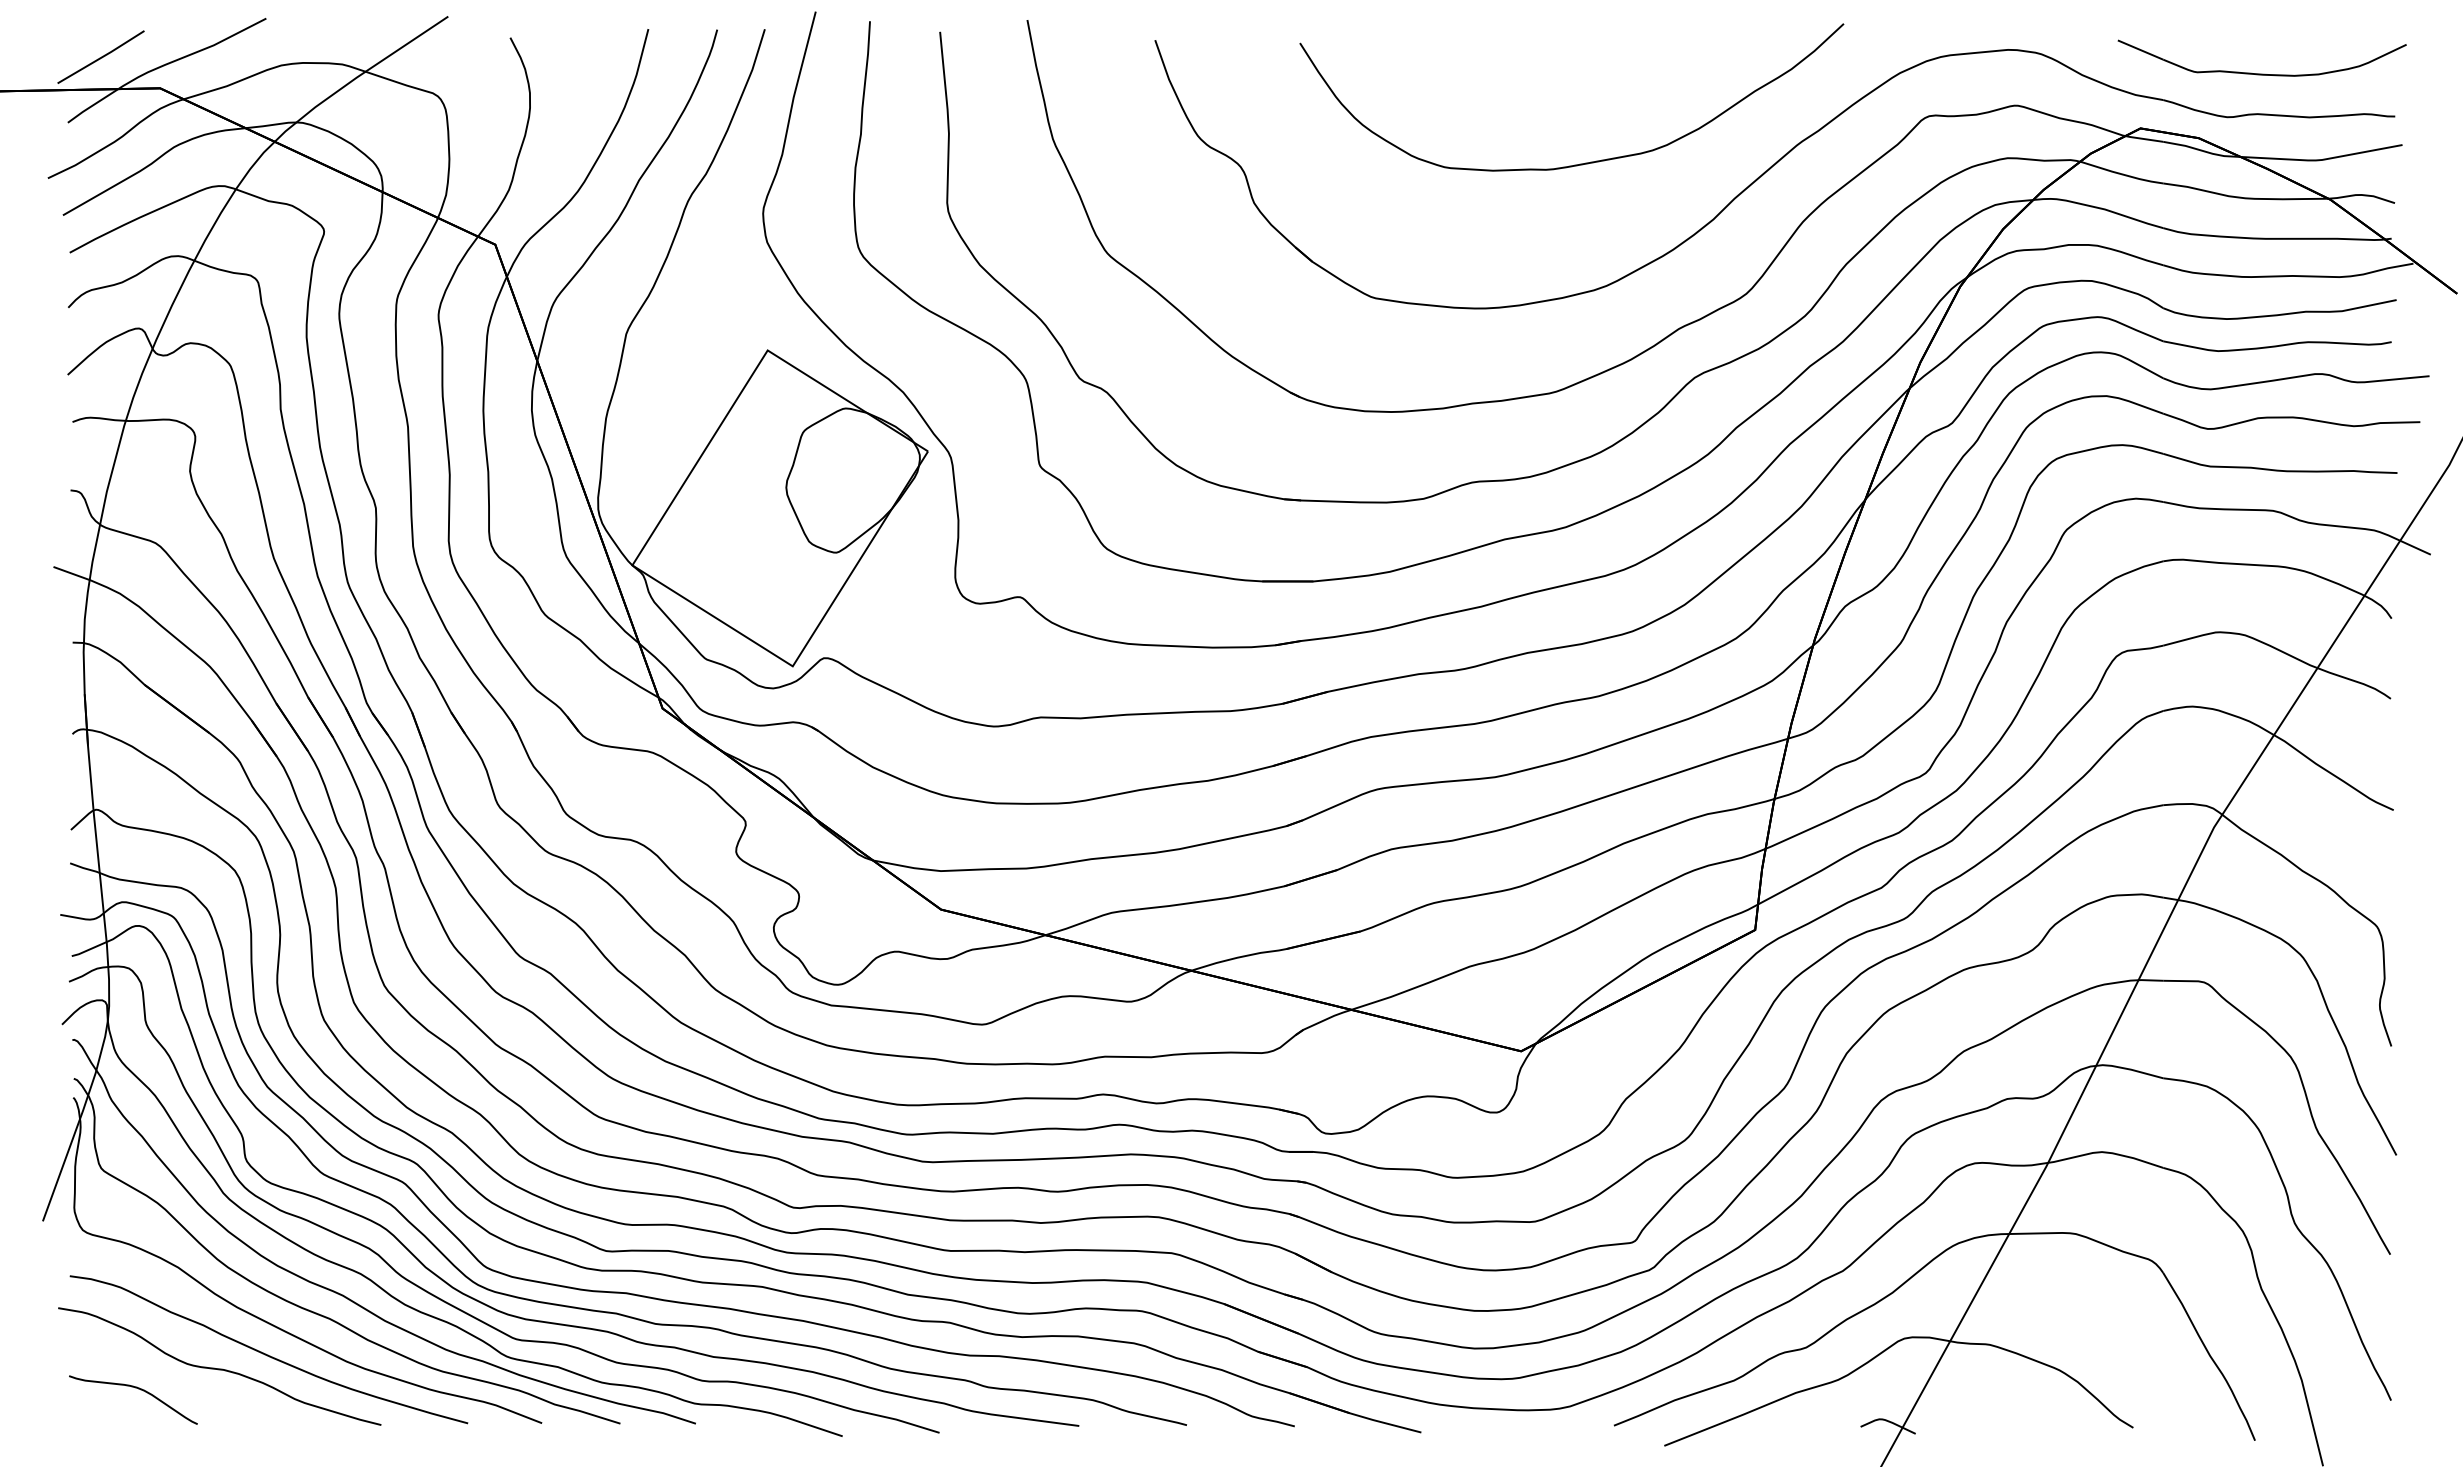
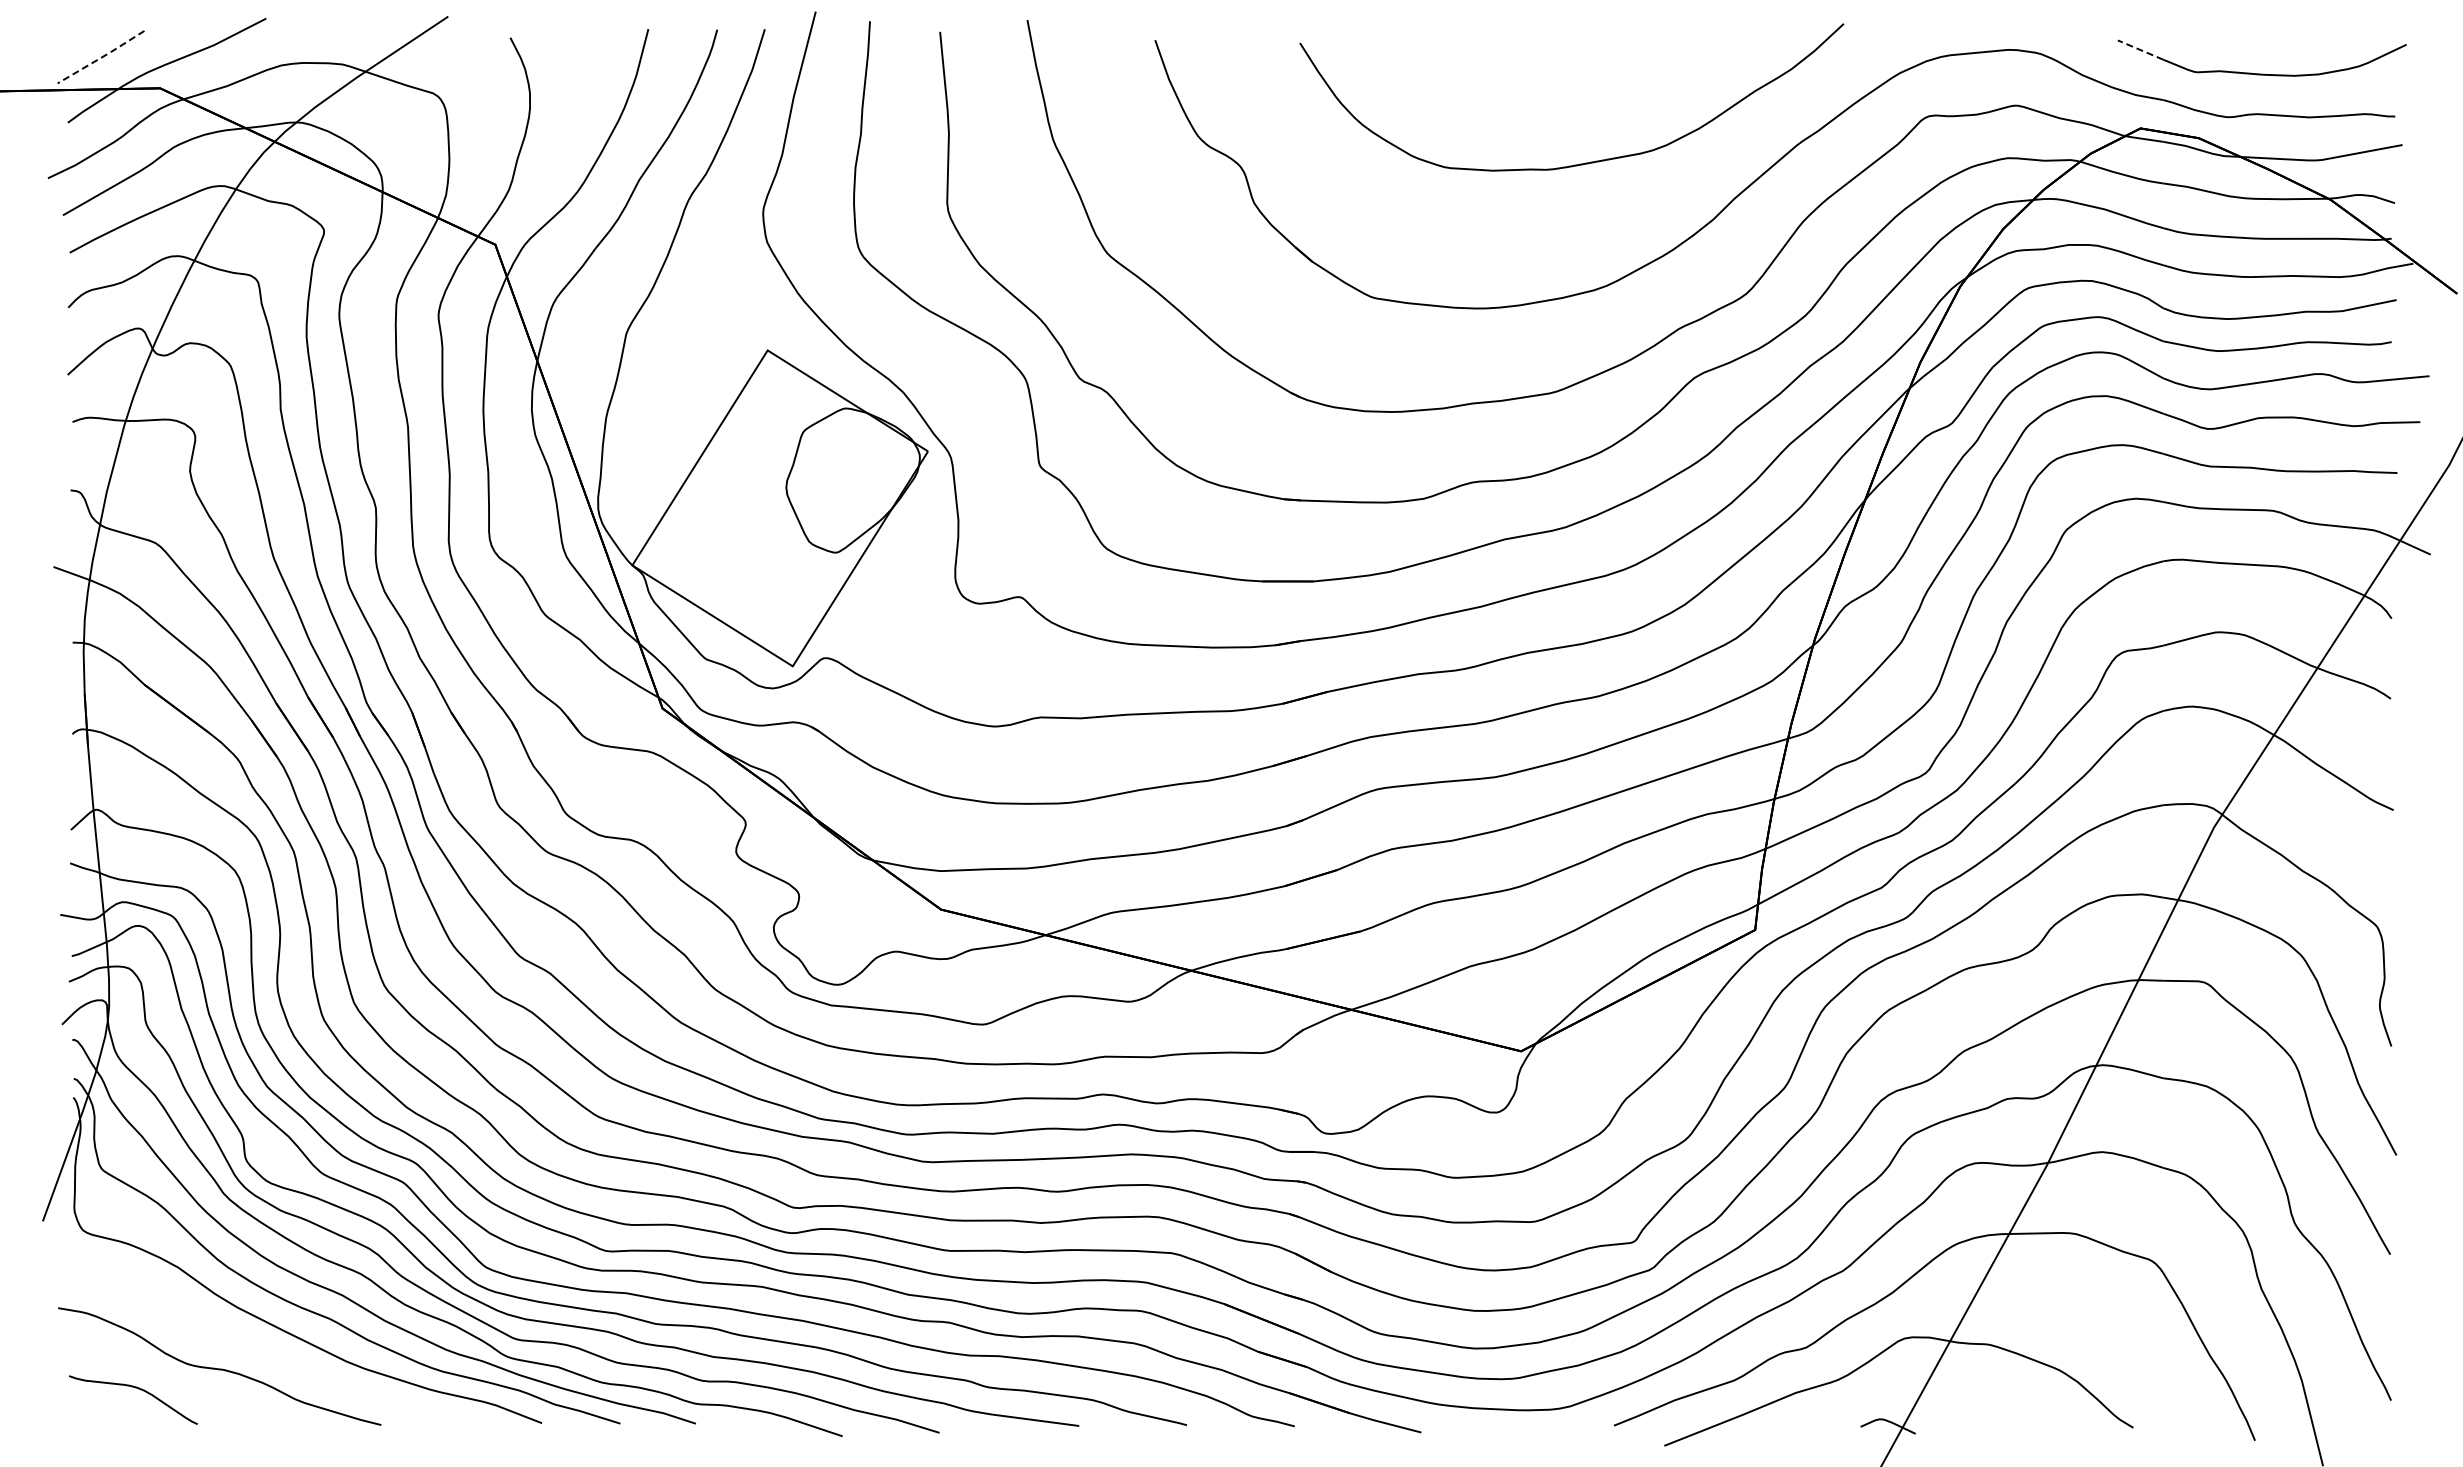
line: solid -> dashed (2140, 50)
line: solid -> dashed (101, 57)
curve: present -> none (265, 1353)
